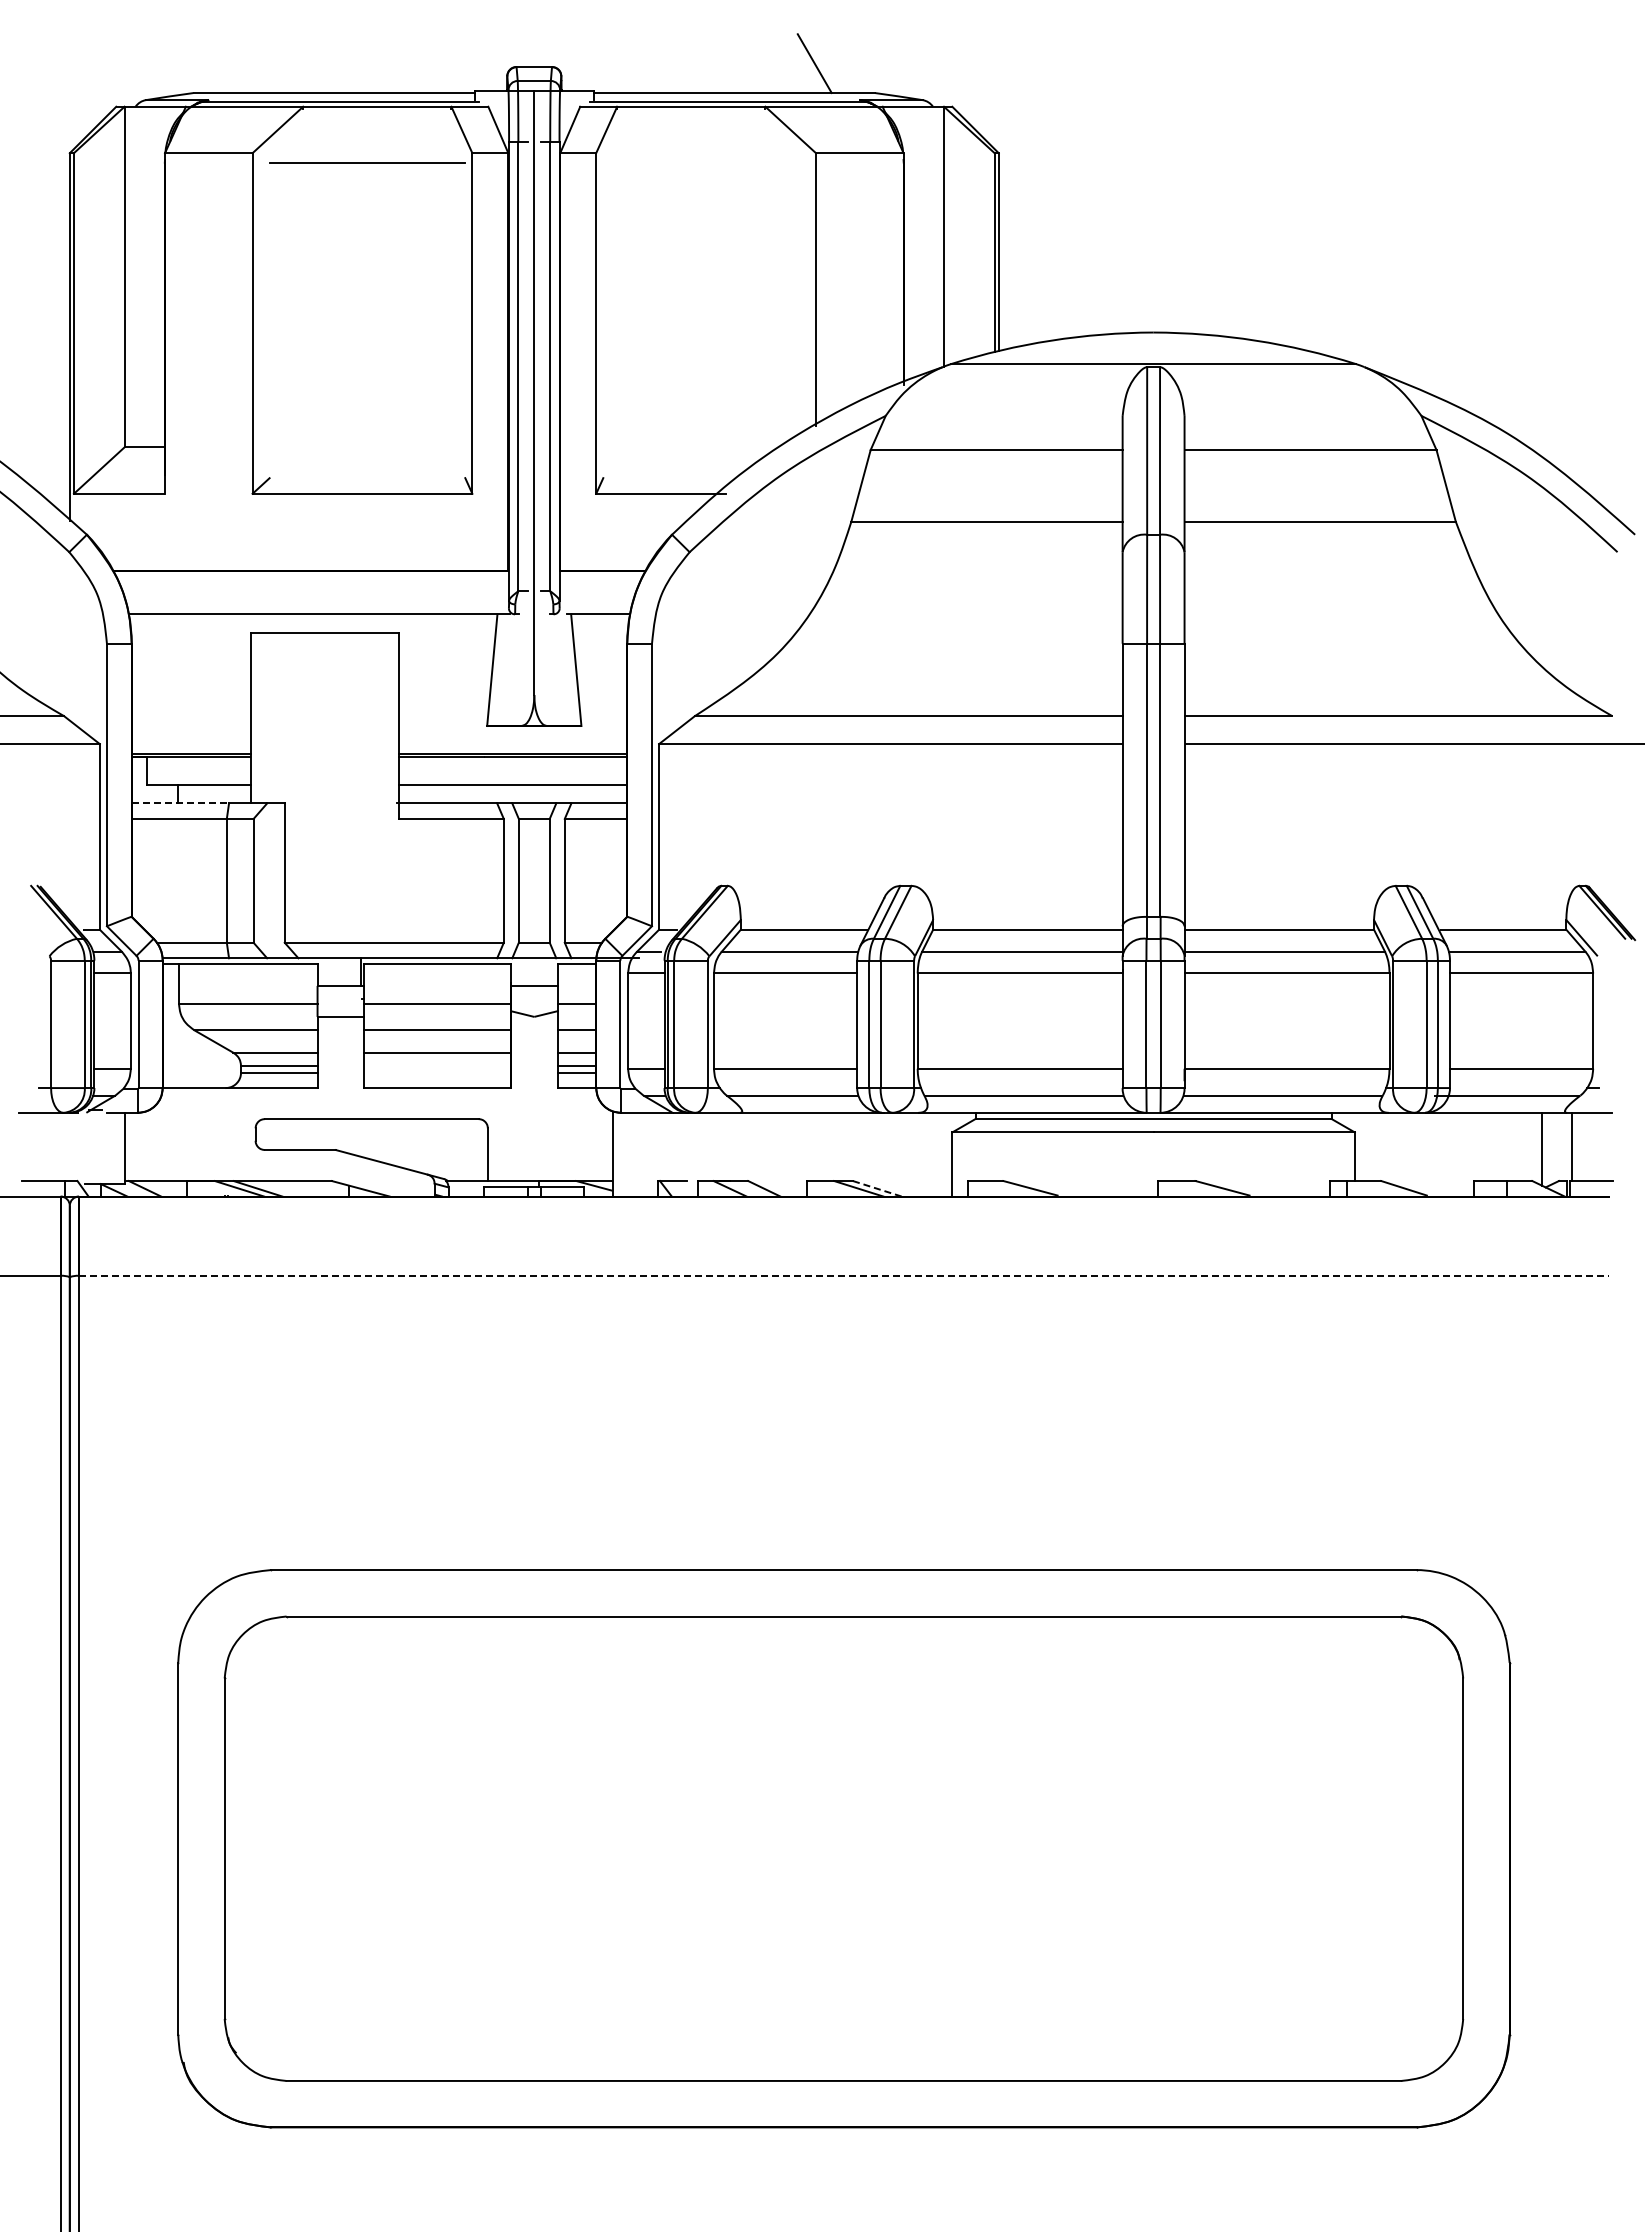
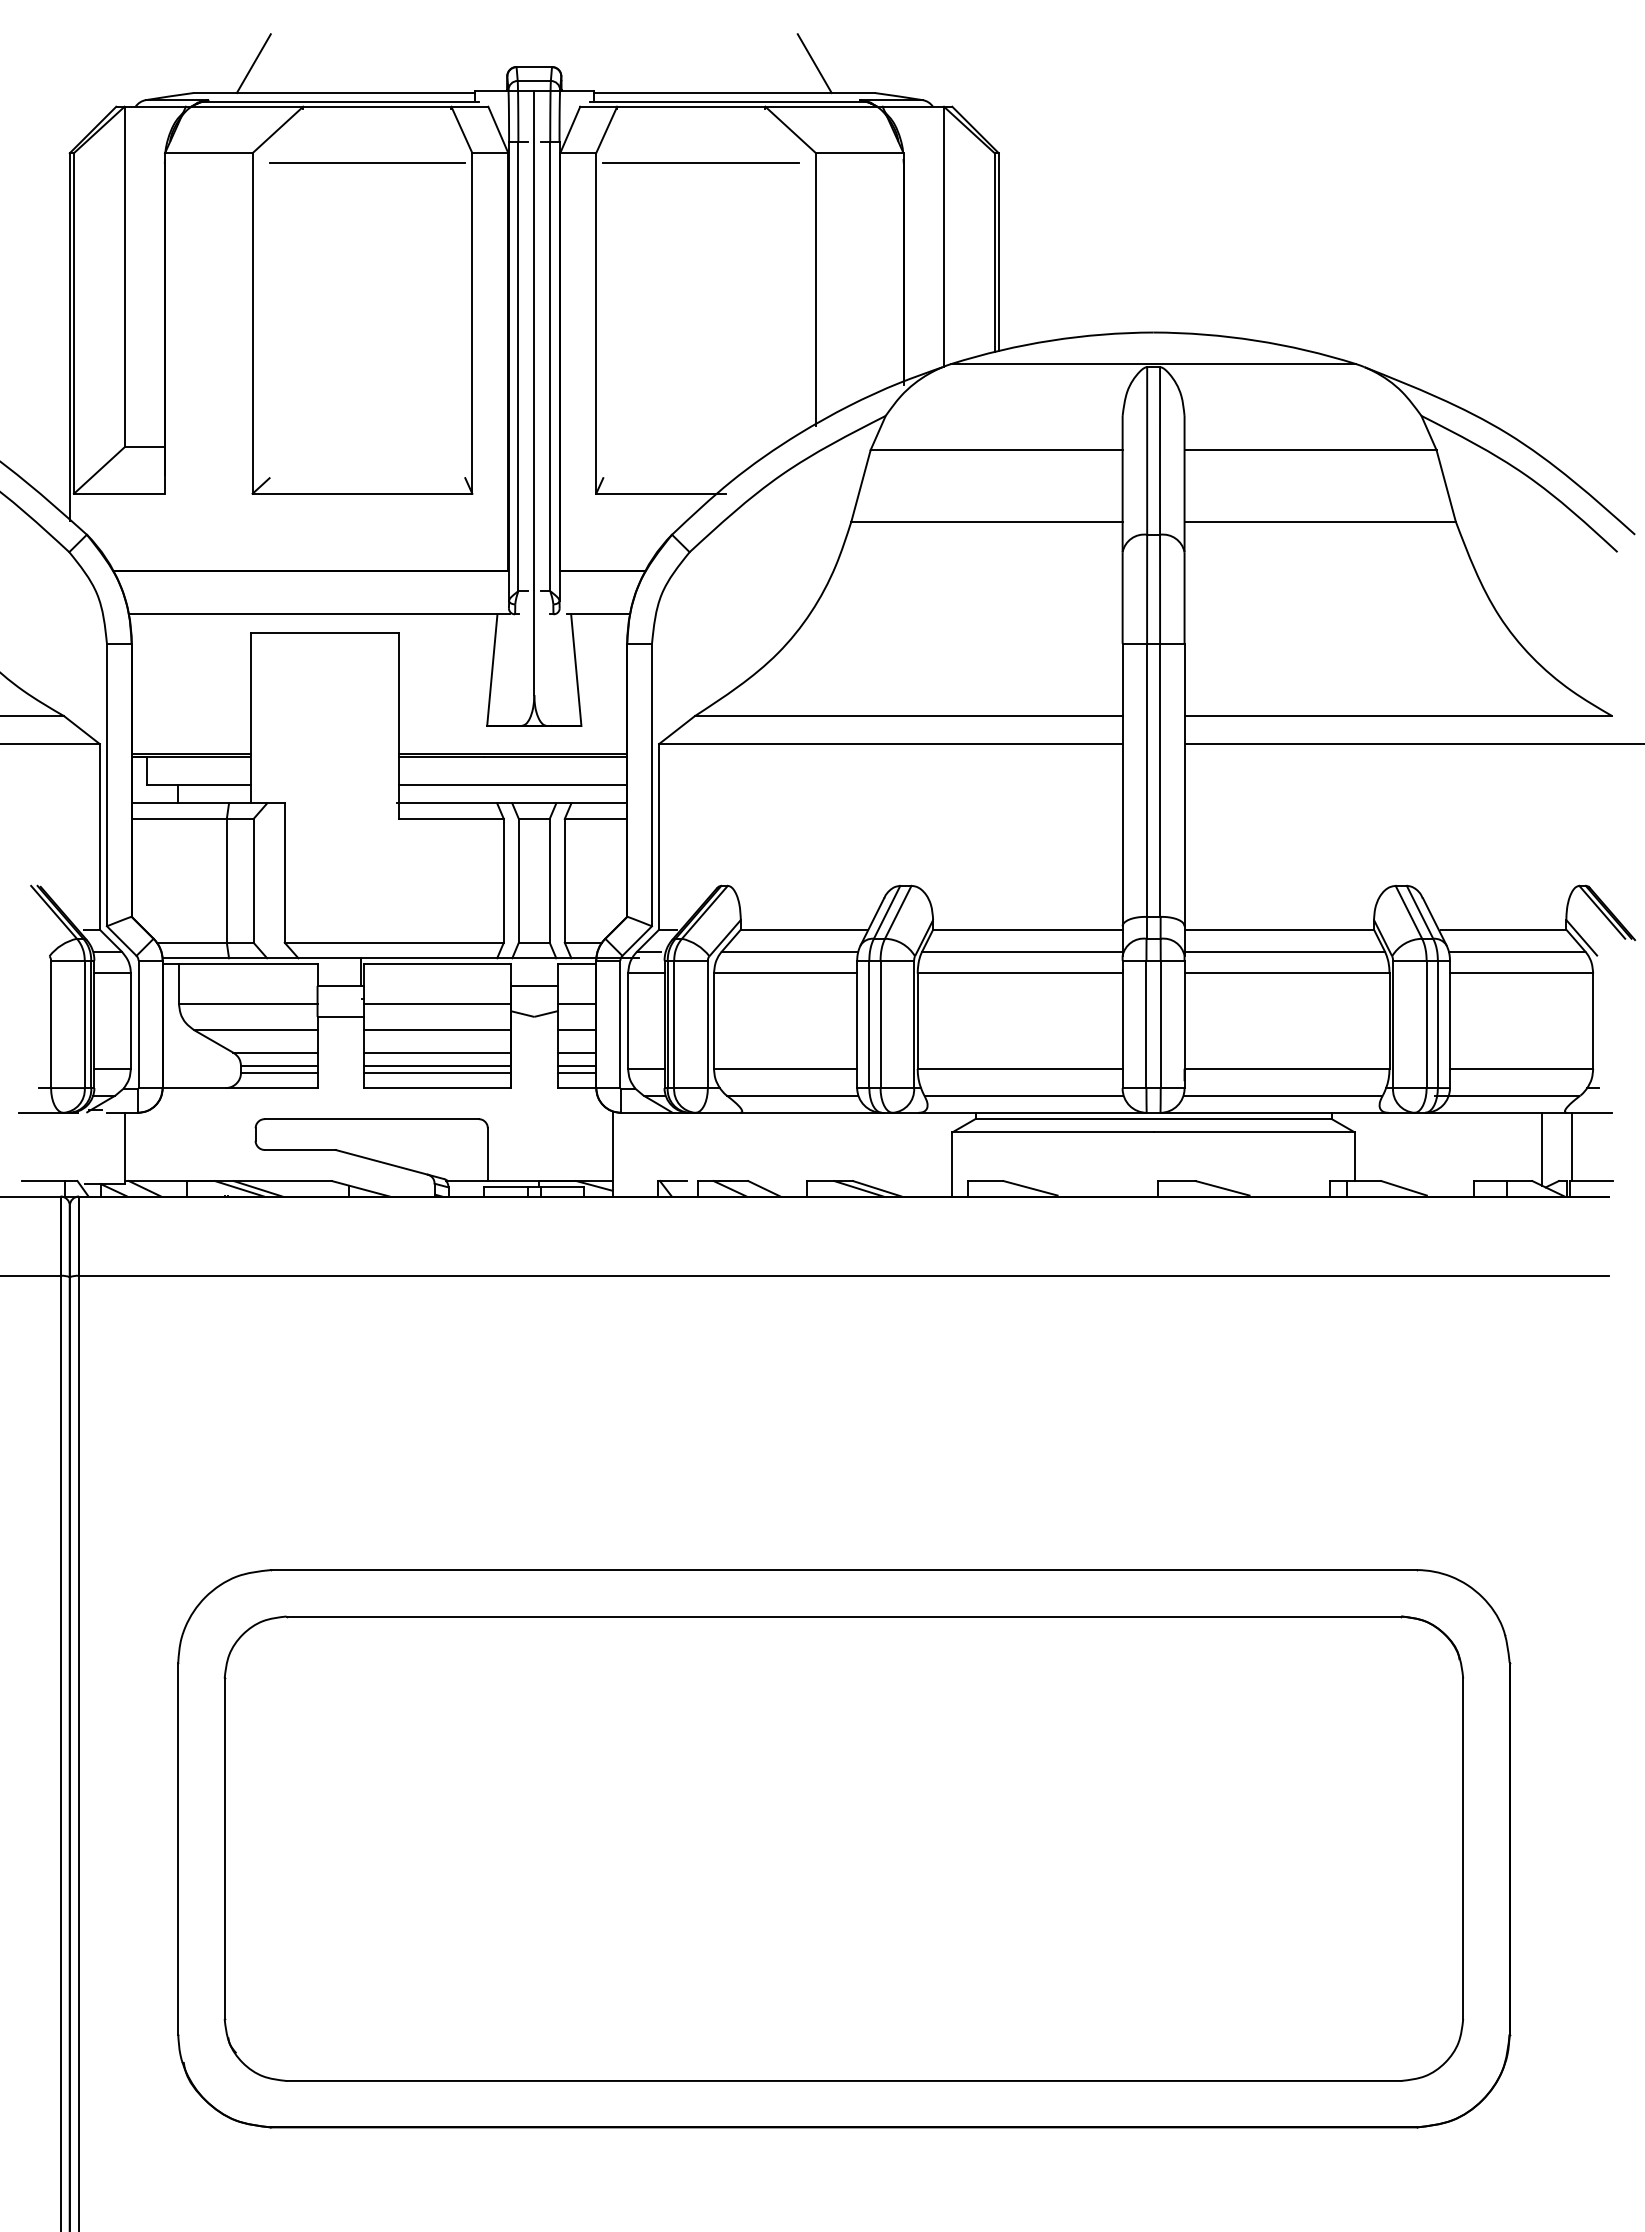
line: none -> present (253, 63)
line: none -> present (701, 162)
line: dashed -> solid (180, 803)
line: none -> present (437, 1066)
line: none -> present (437, 1072)
line: dashed -> solid (877, 1188)
line: dashed -> solid (843, 1275)
